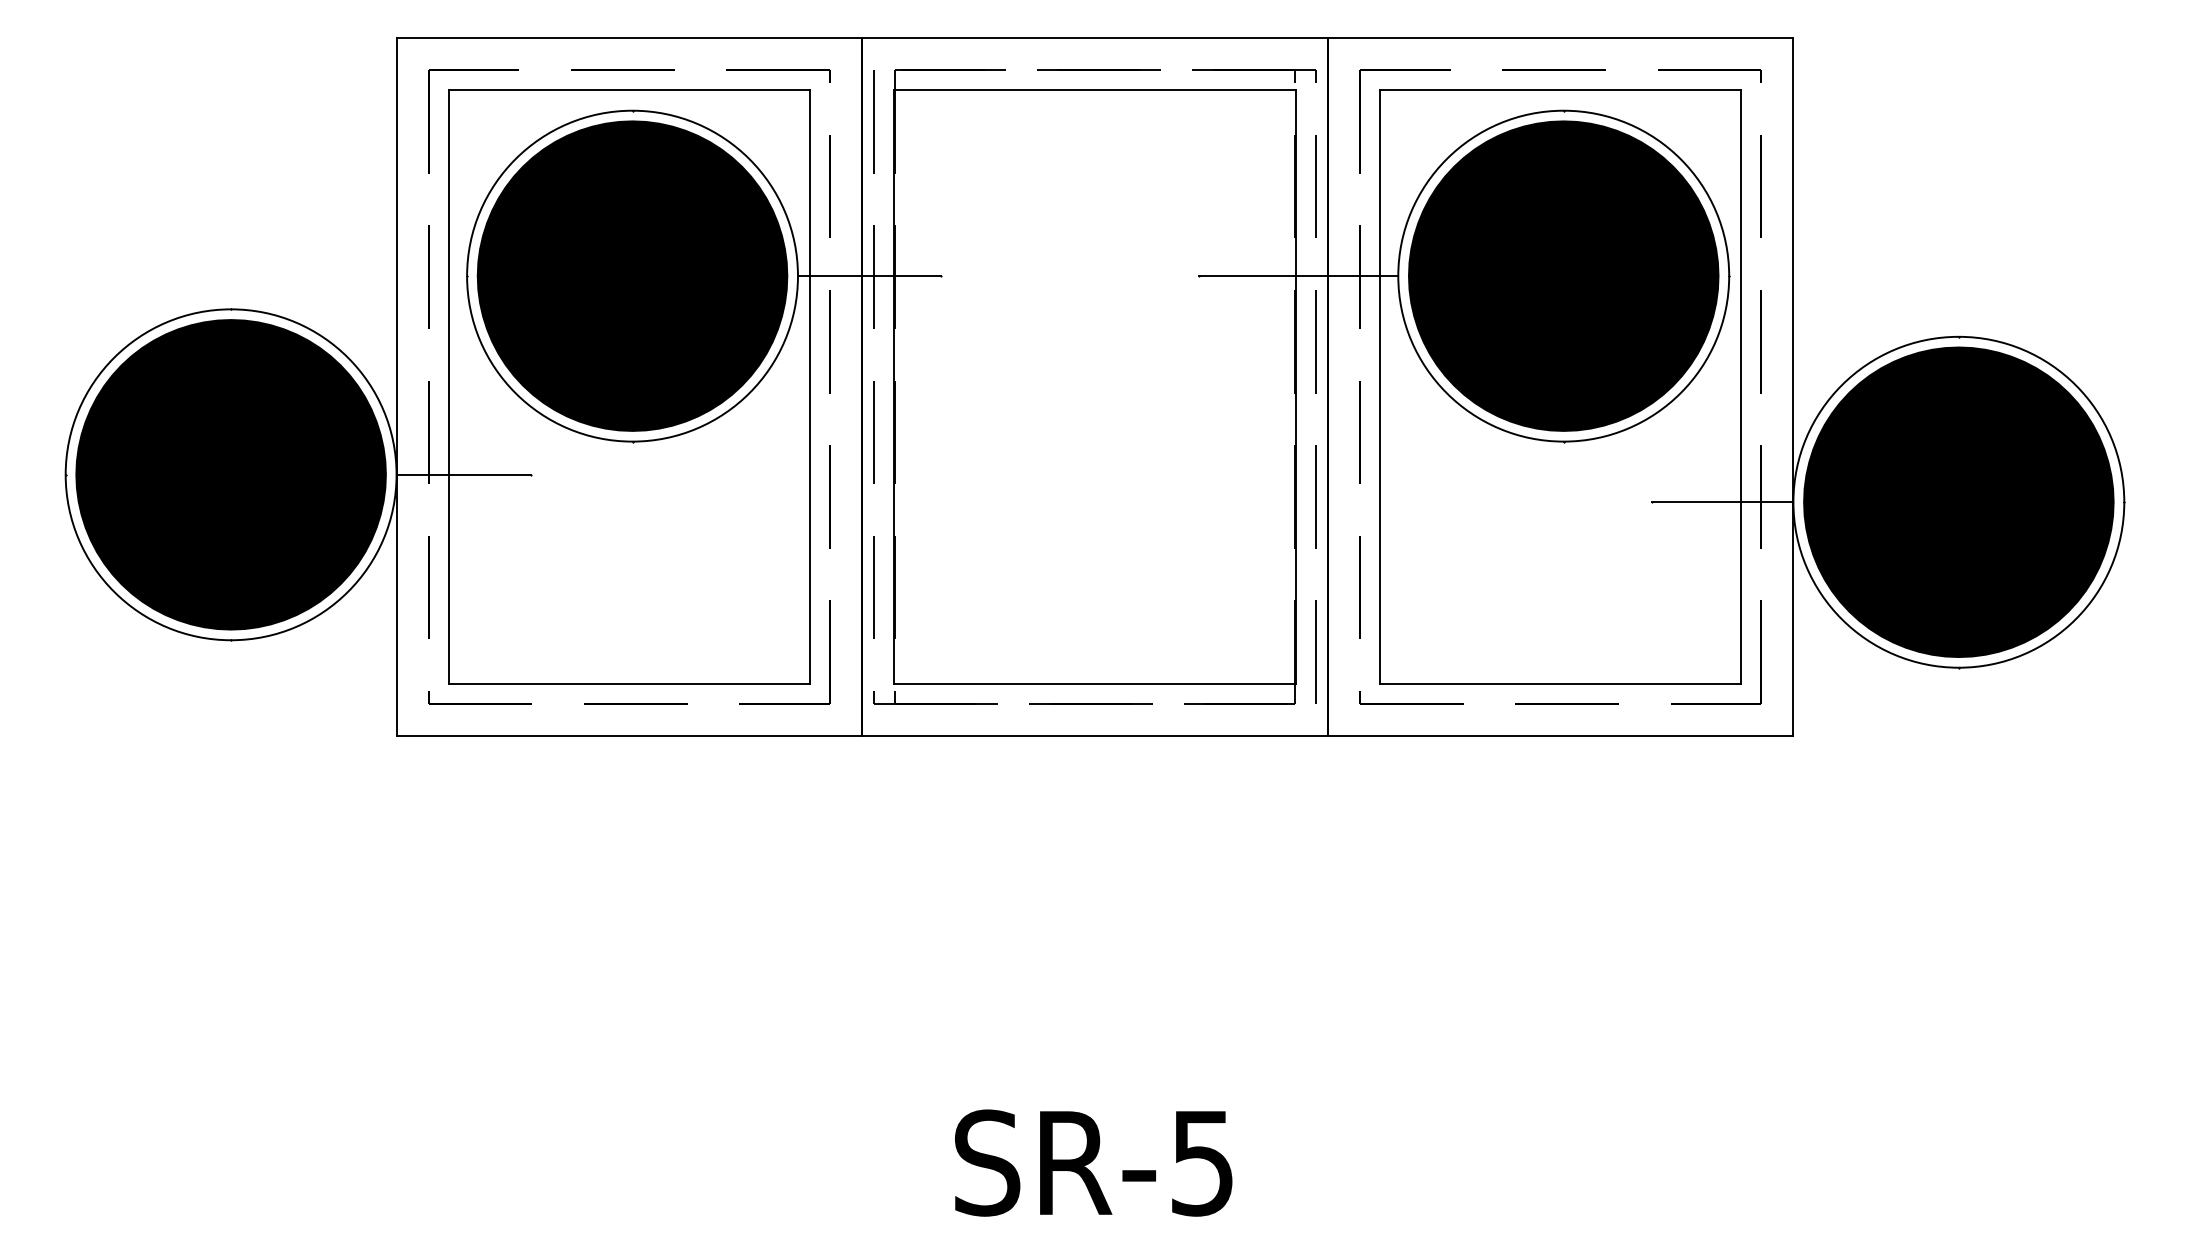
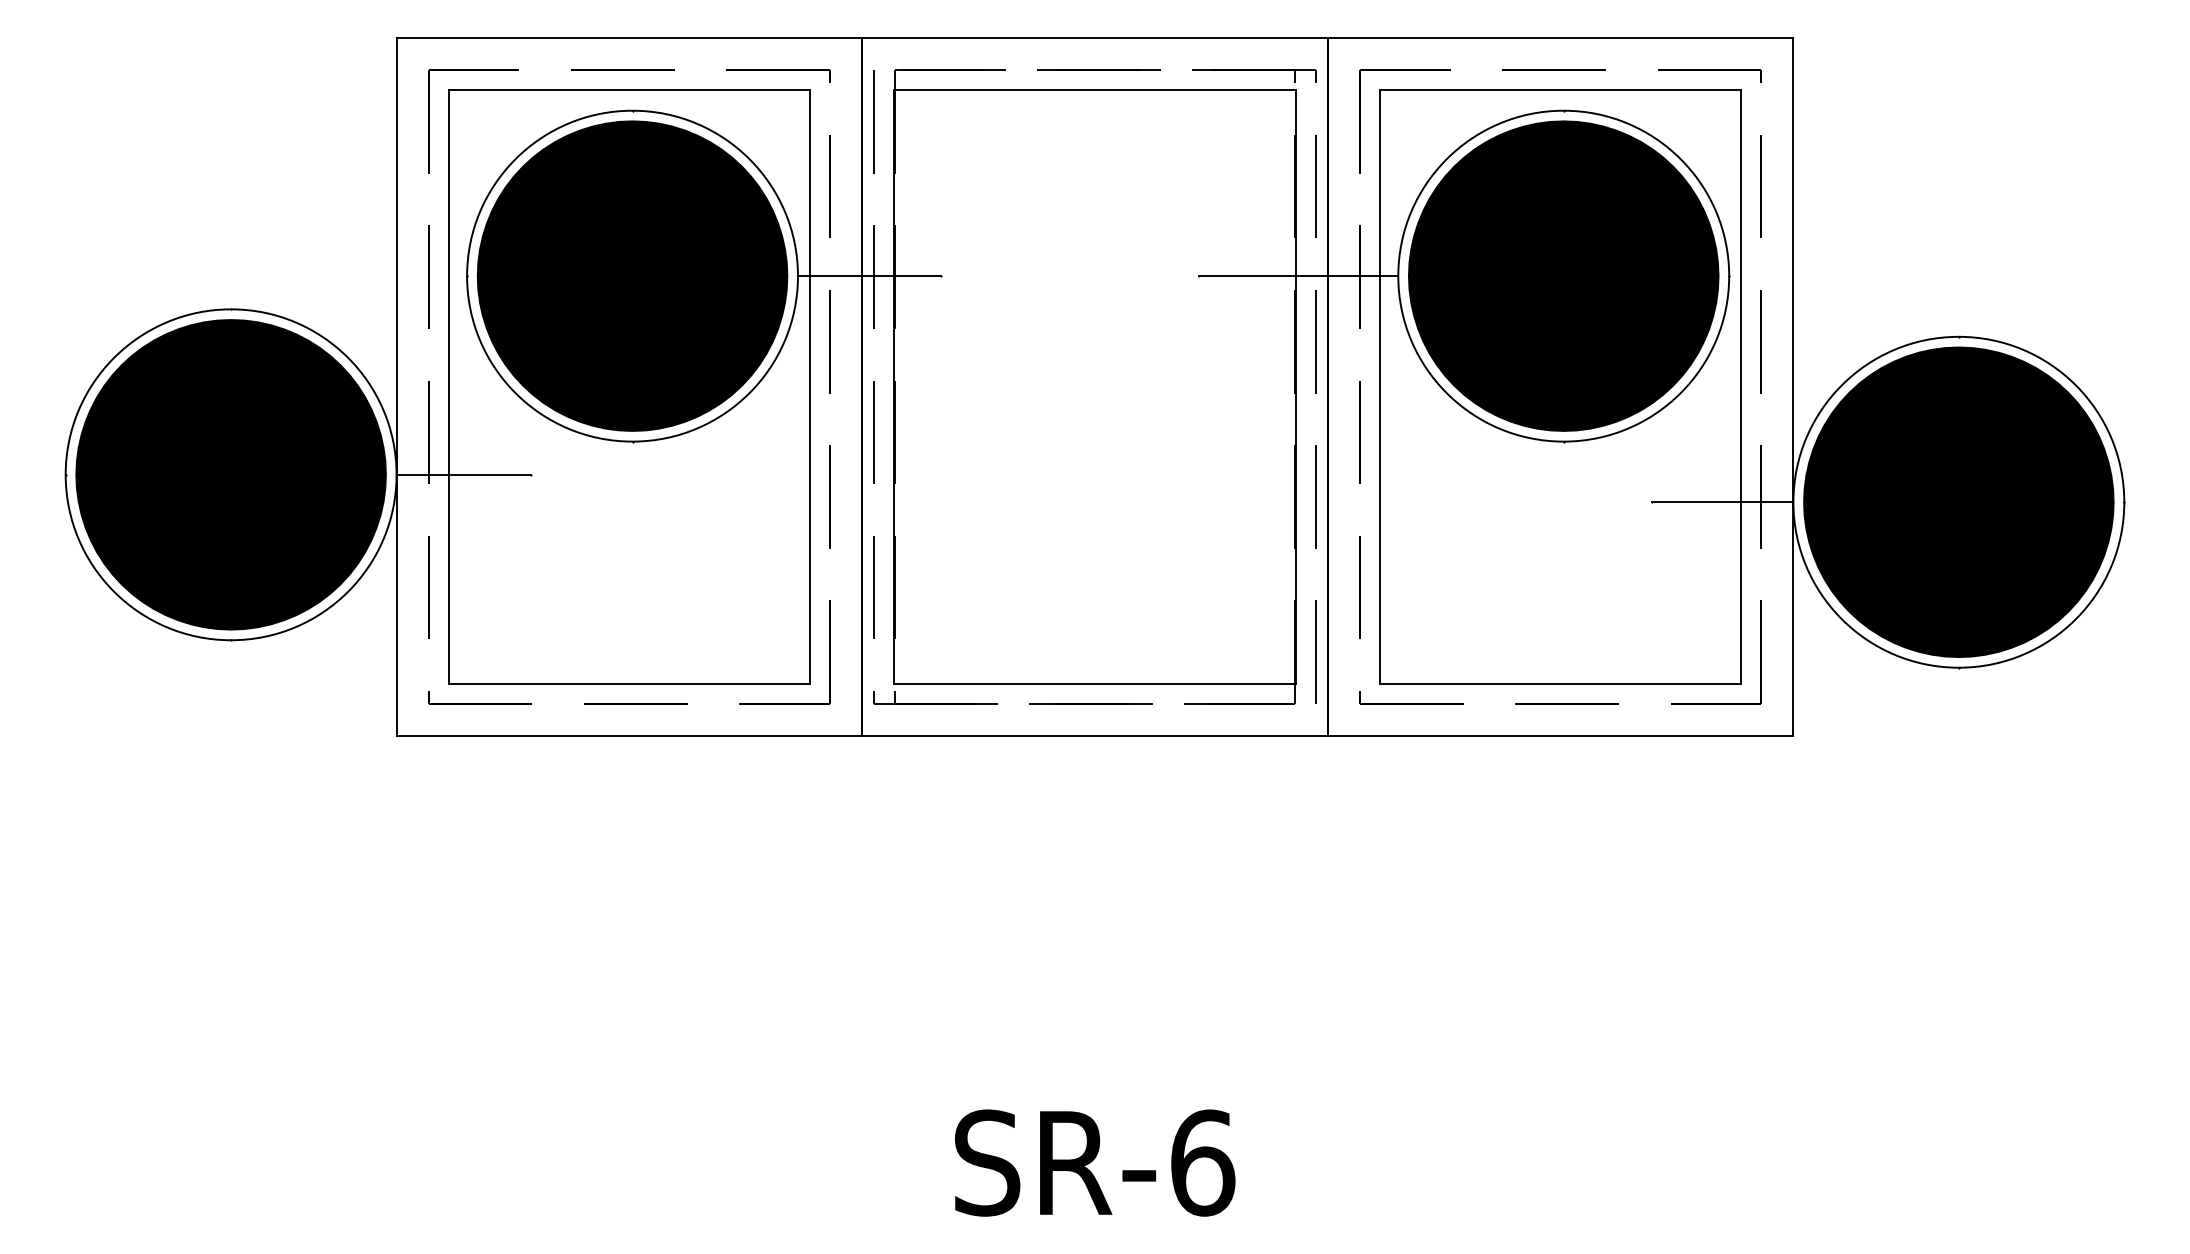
text: SR-5 -> SR-6 (1203, 1162)
